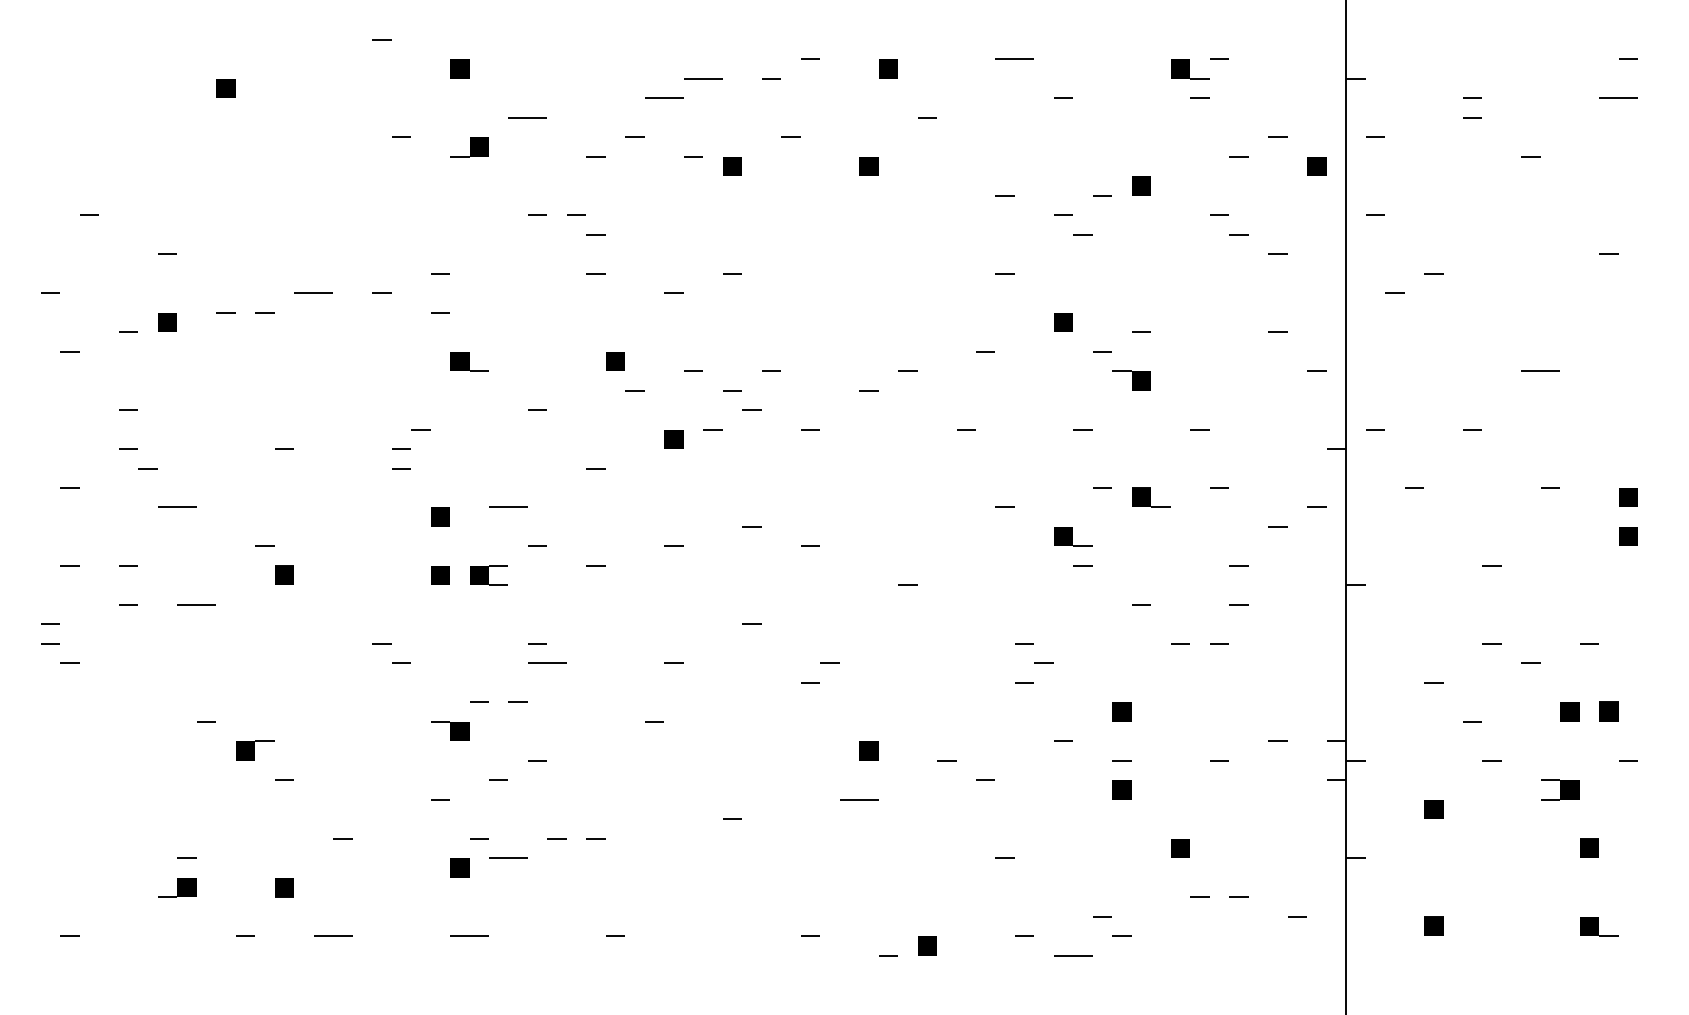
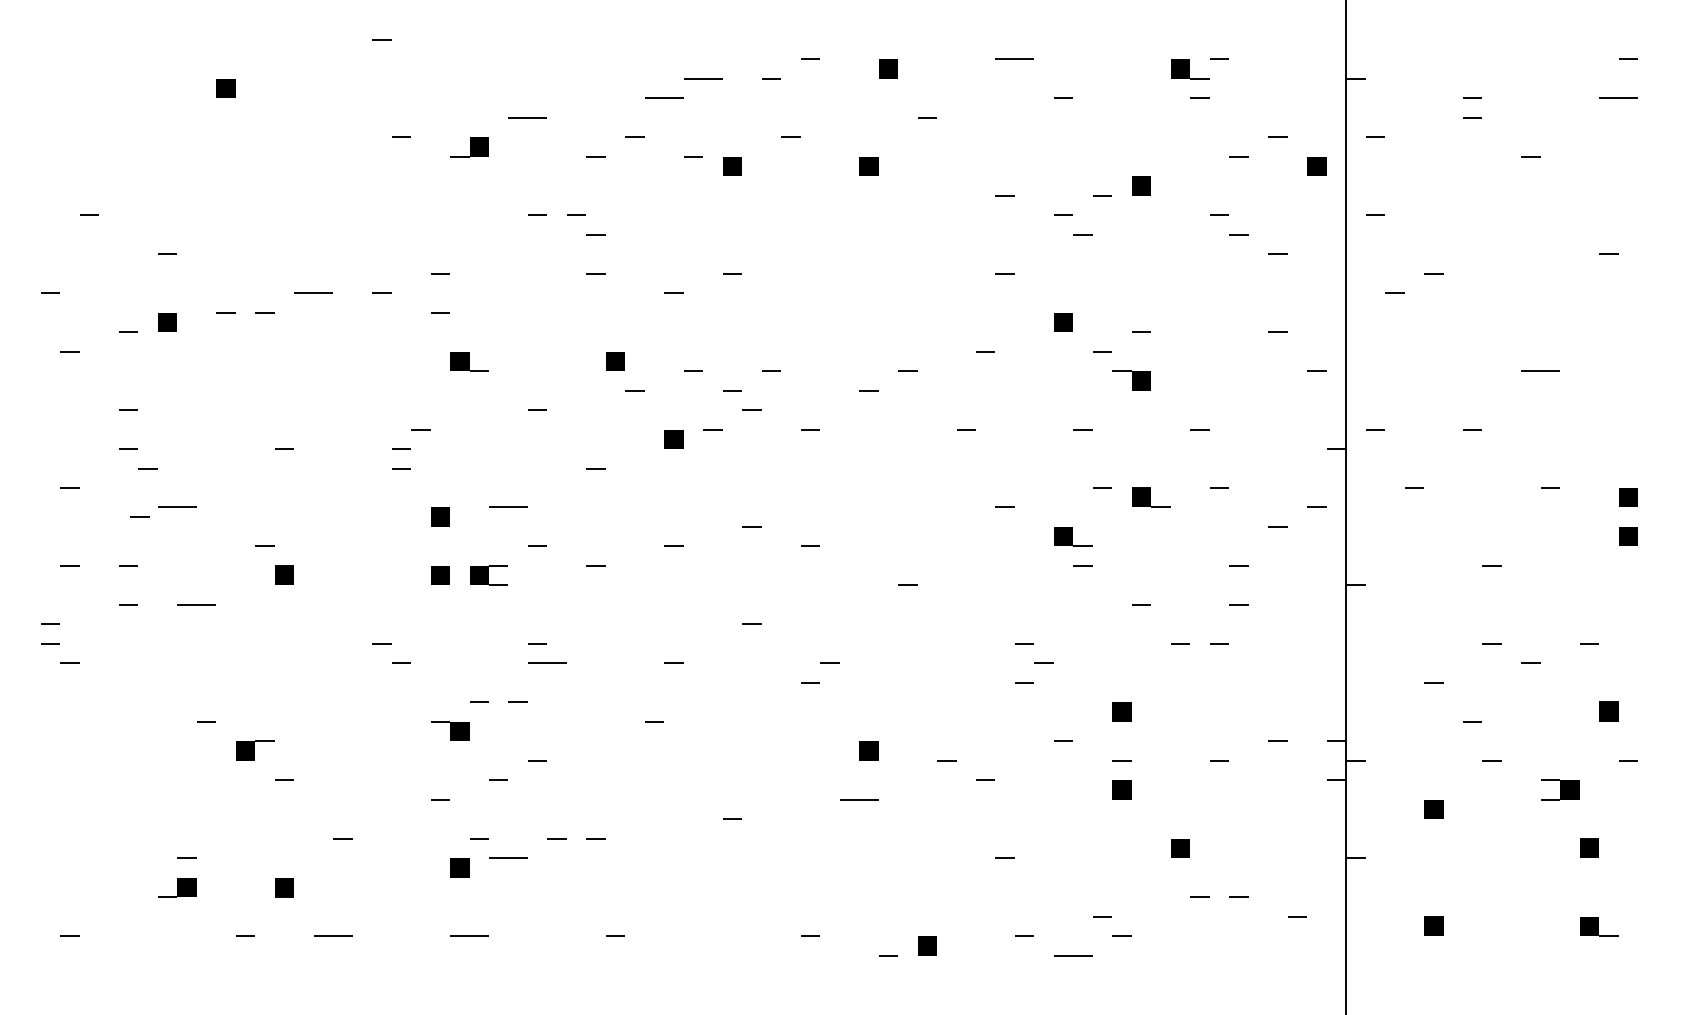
fill: present -> none (459, 68)
line: none -> present (139, 516)
fill: present -> none (1569, 711)
